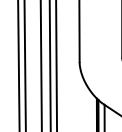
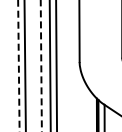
line: solid -> dashed (18, 65)
line: solid -> dashed (41, 66)
